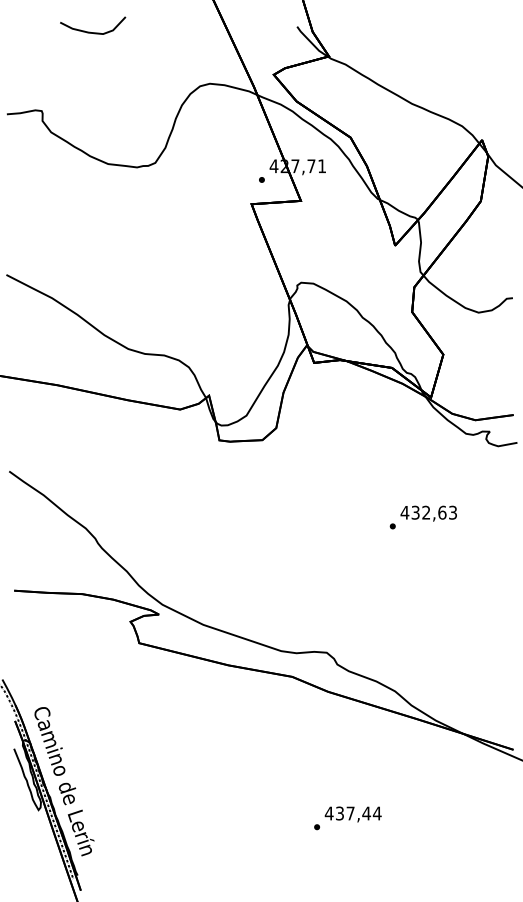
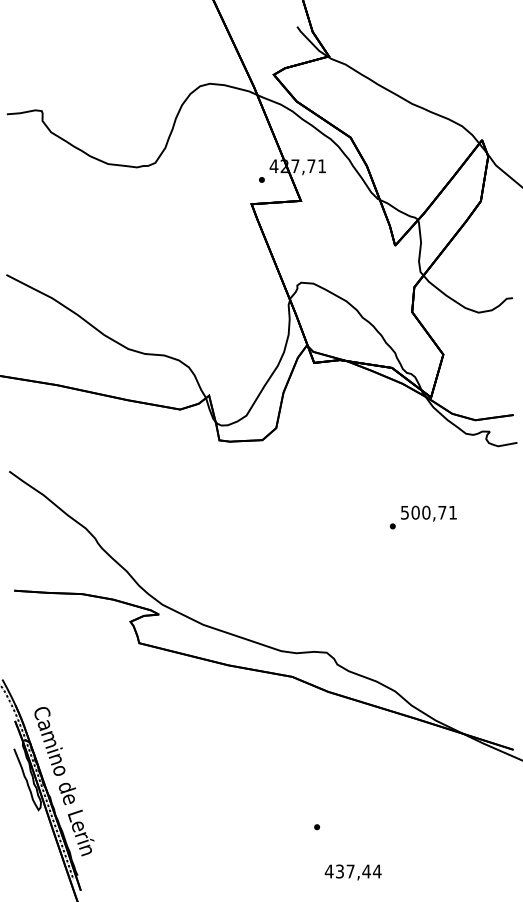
curve: present -> none (90, 31)
text: 432,63 -> 500,71 (428, 512)
text position: (352, 814) -> (352, 872) (352, 872)
